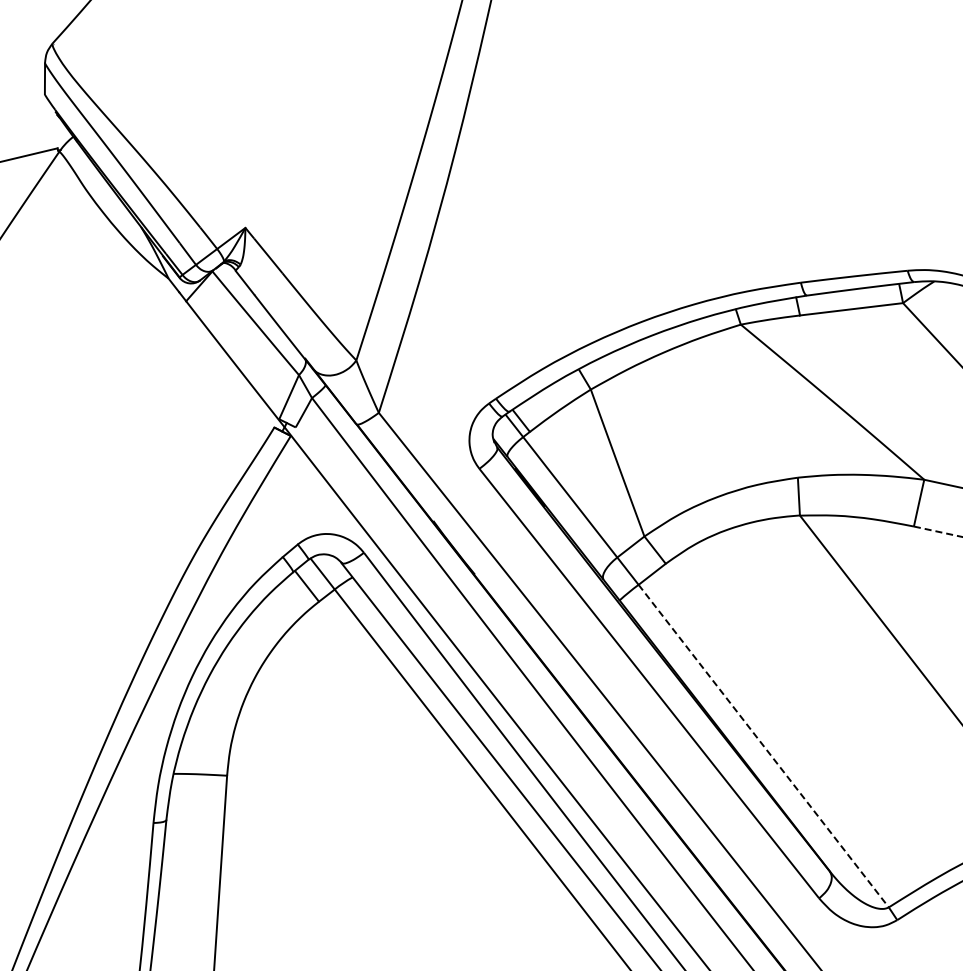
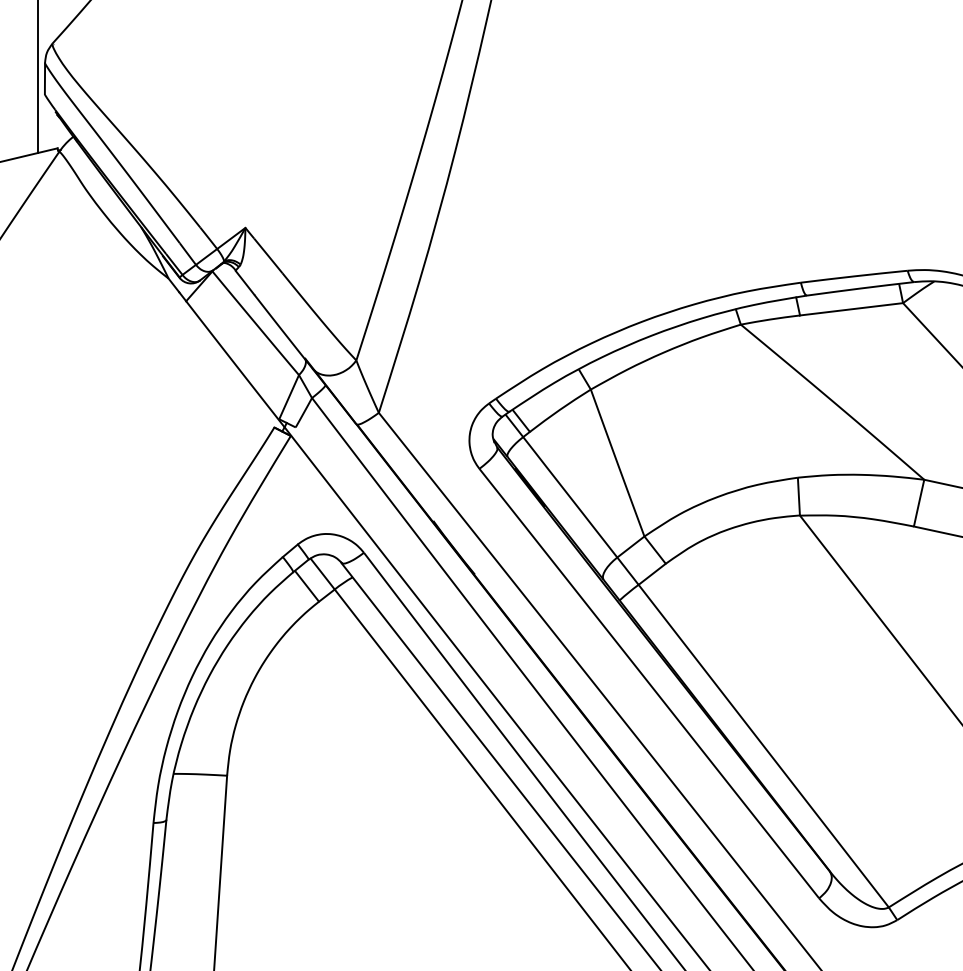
line: none -> present (37, 77)
line: dashed -> solid (938, 531)
line: dashed -> solid (764, 746)
